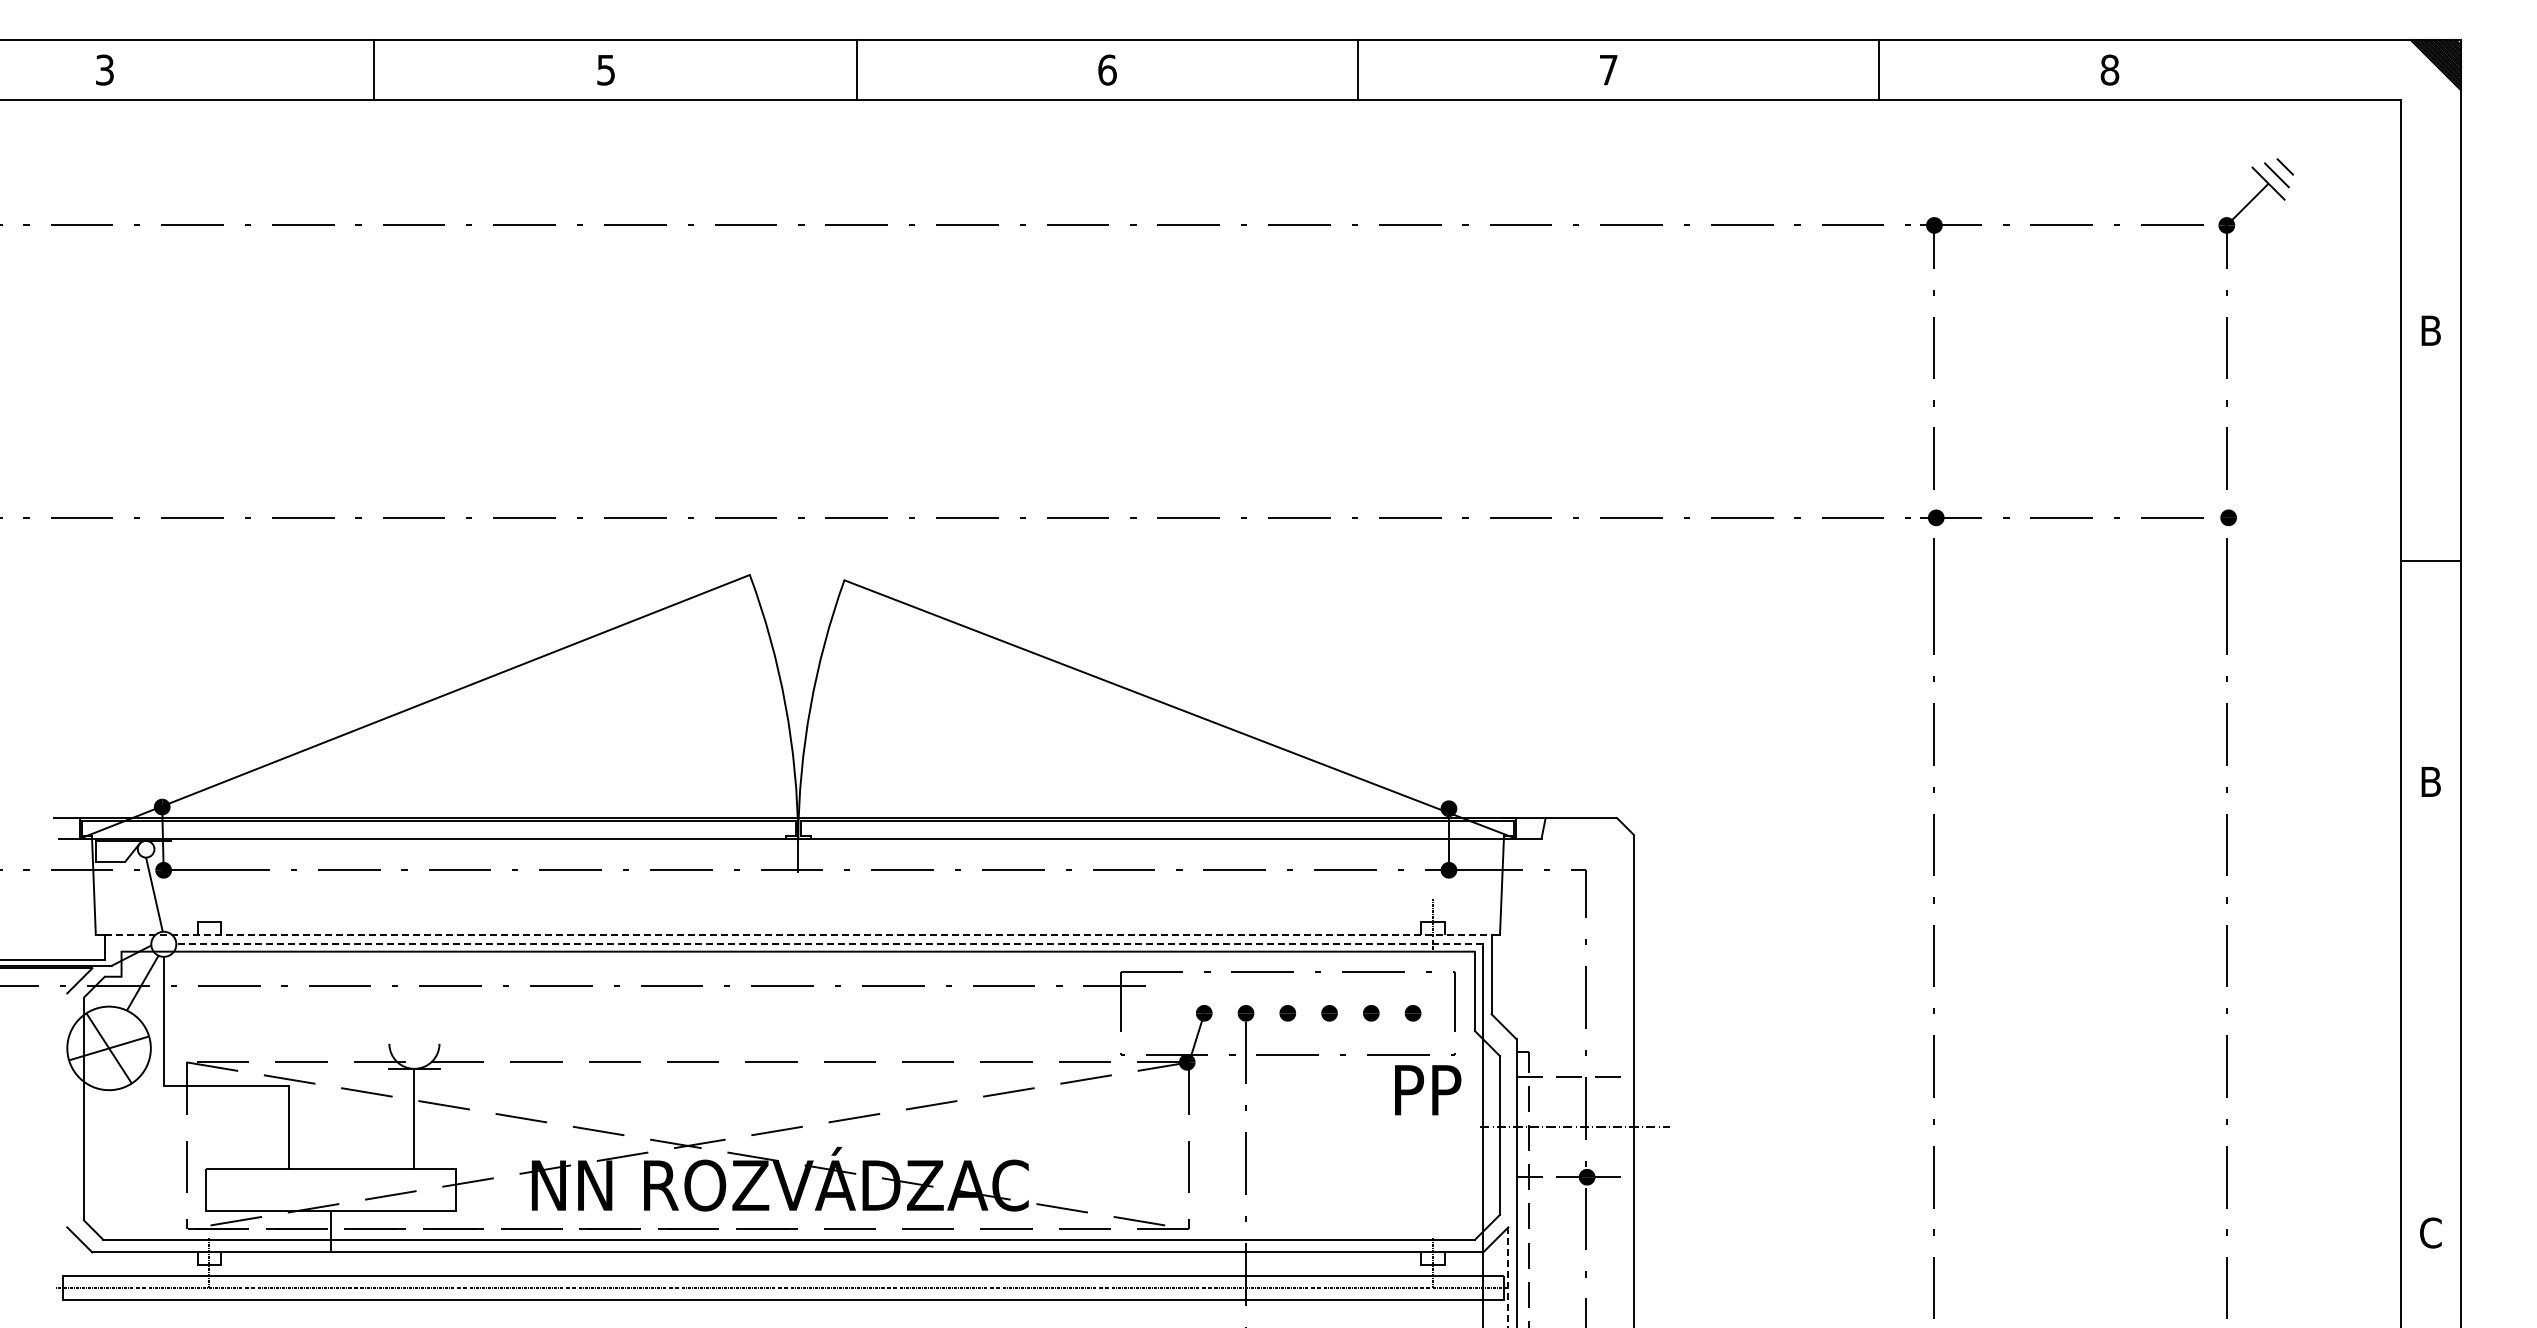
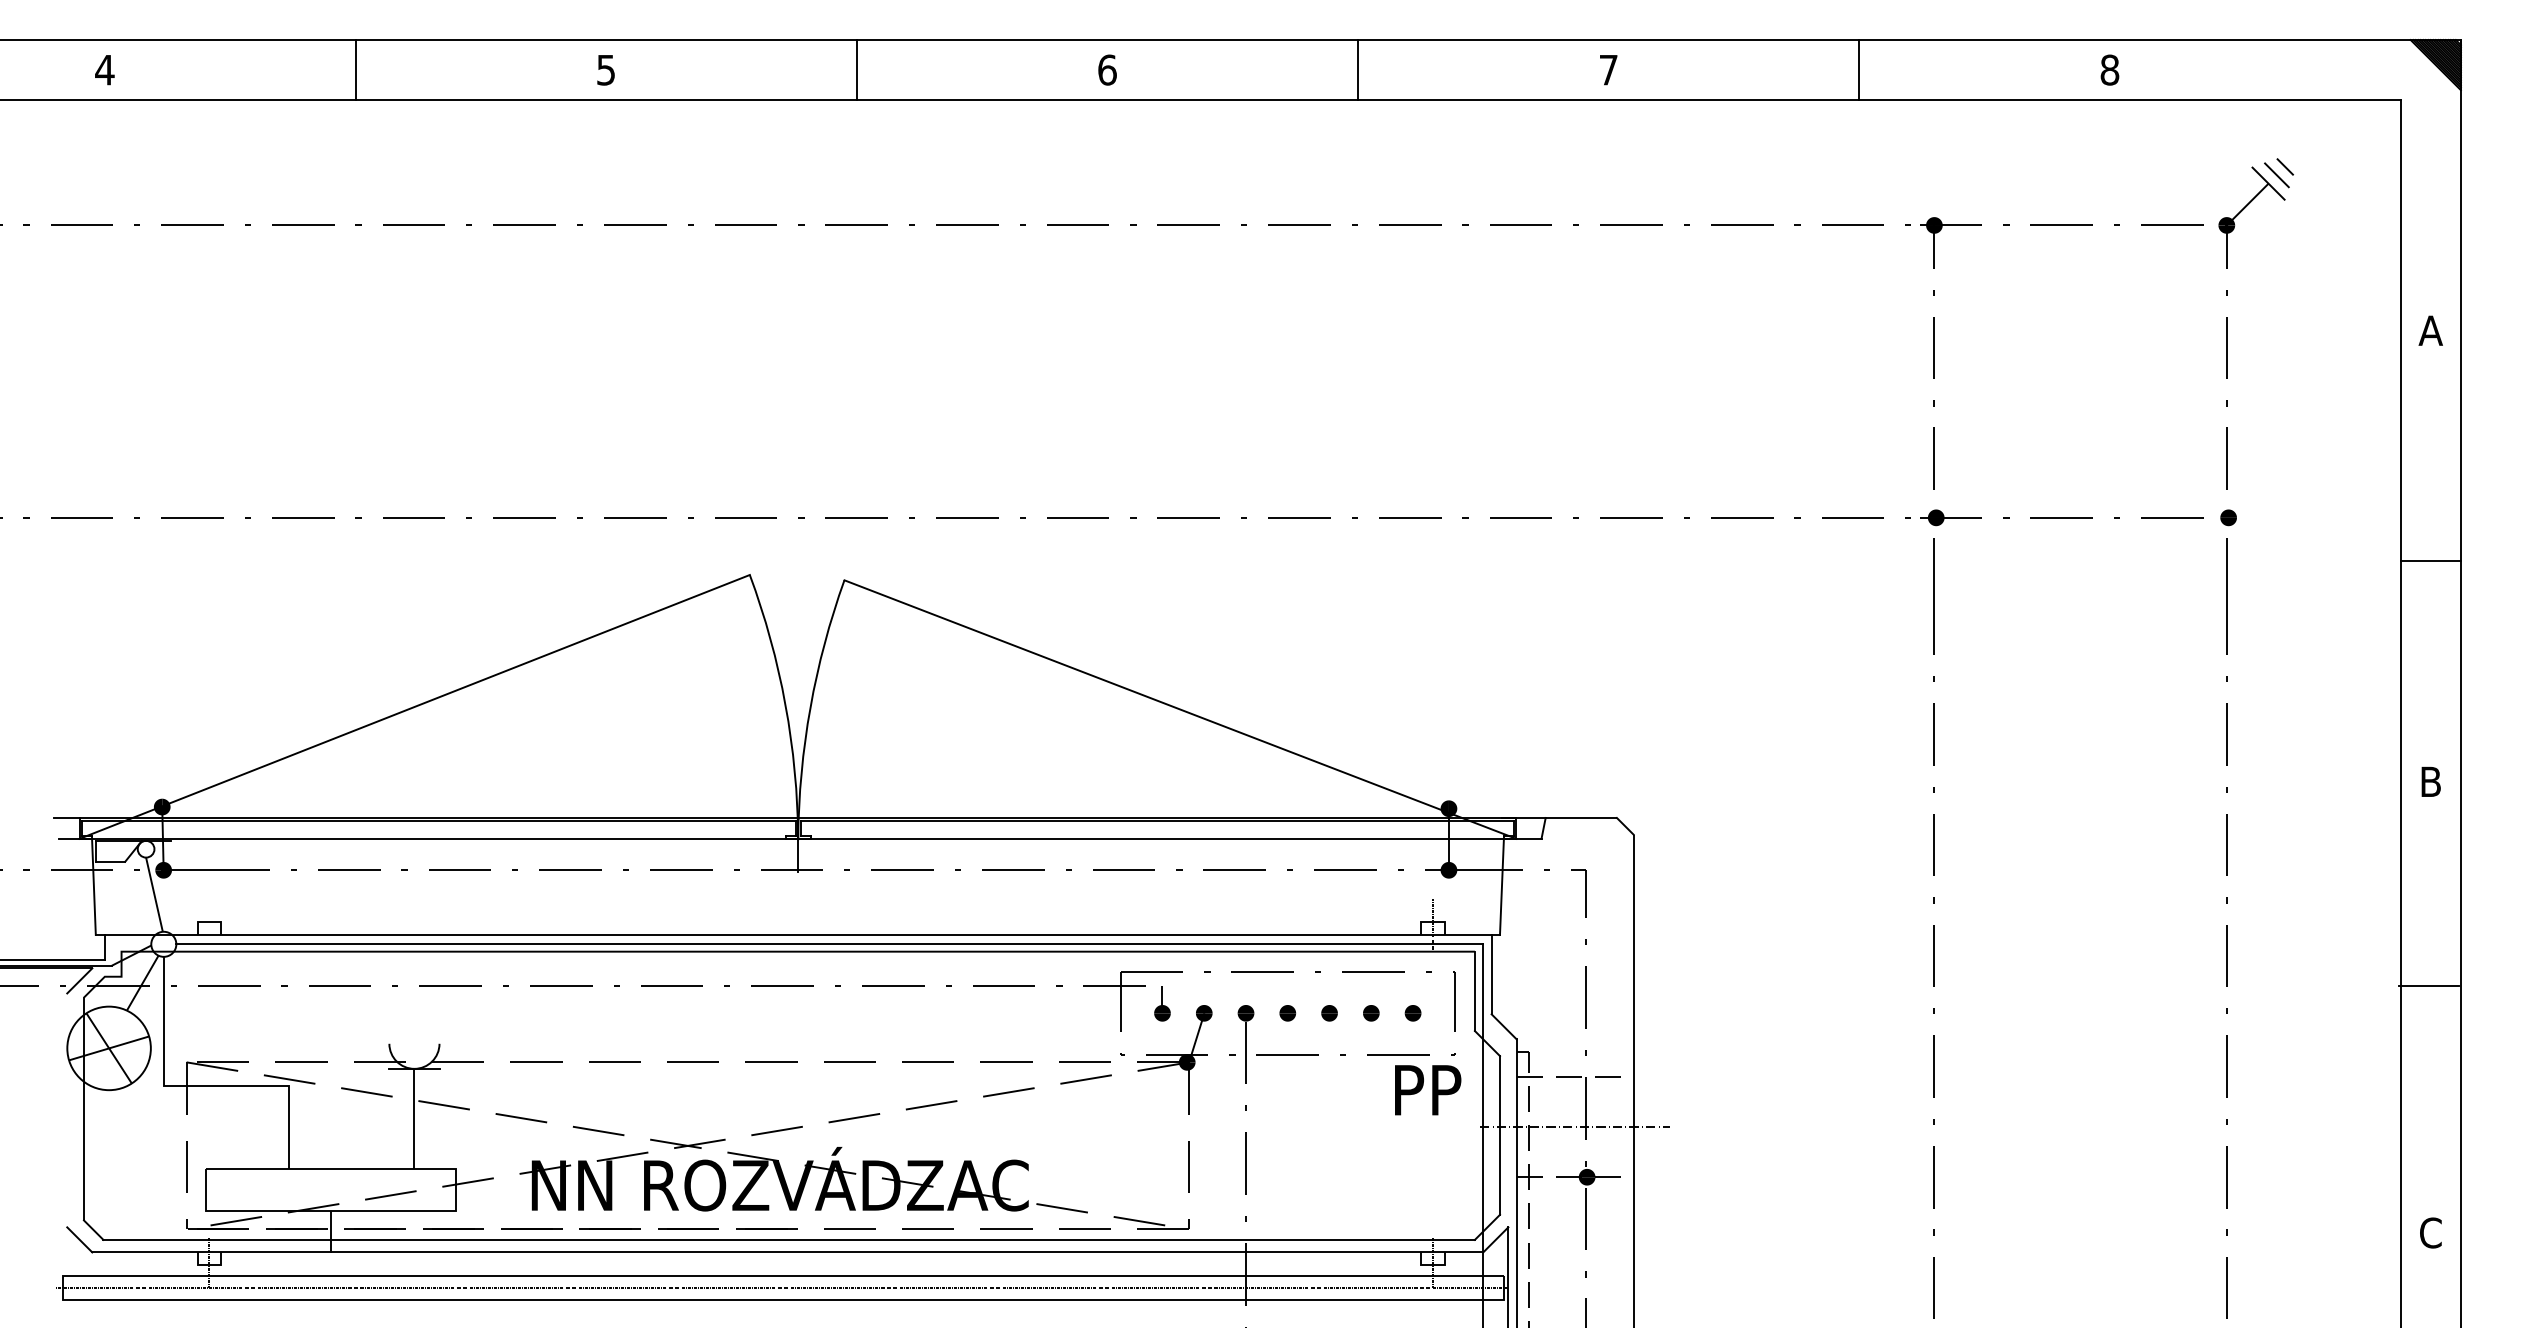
text: 3 -> 4 (104, 69)
line position: (373, 70) -> (355, 70) (355, 70)
line position: (1879, 70) -> (1859, 70) (1859, 70)
text: B -> A (2430, 330)
line: dashed -> solid (798, 934)
line: dashed -> solid (829, 944)
line: none -> present (2428, 985)
part: none -> present (1162, 1003)
line: dashed -> solid (1508, 1277)
